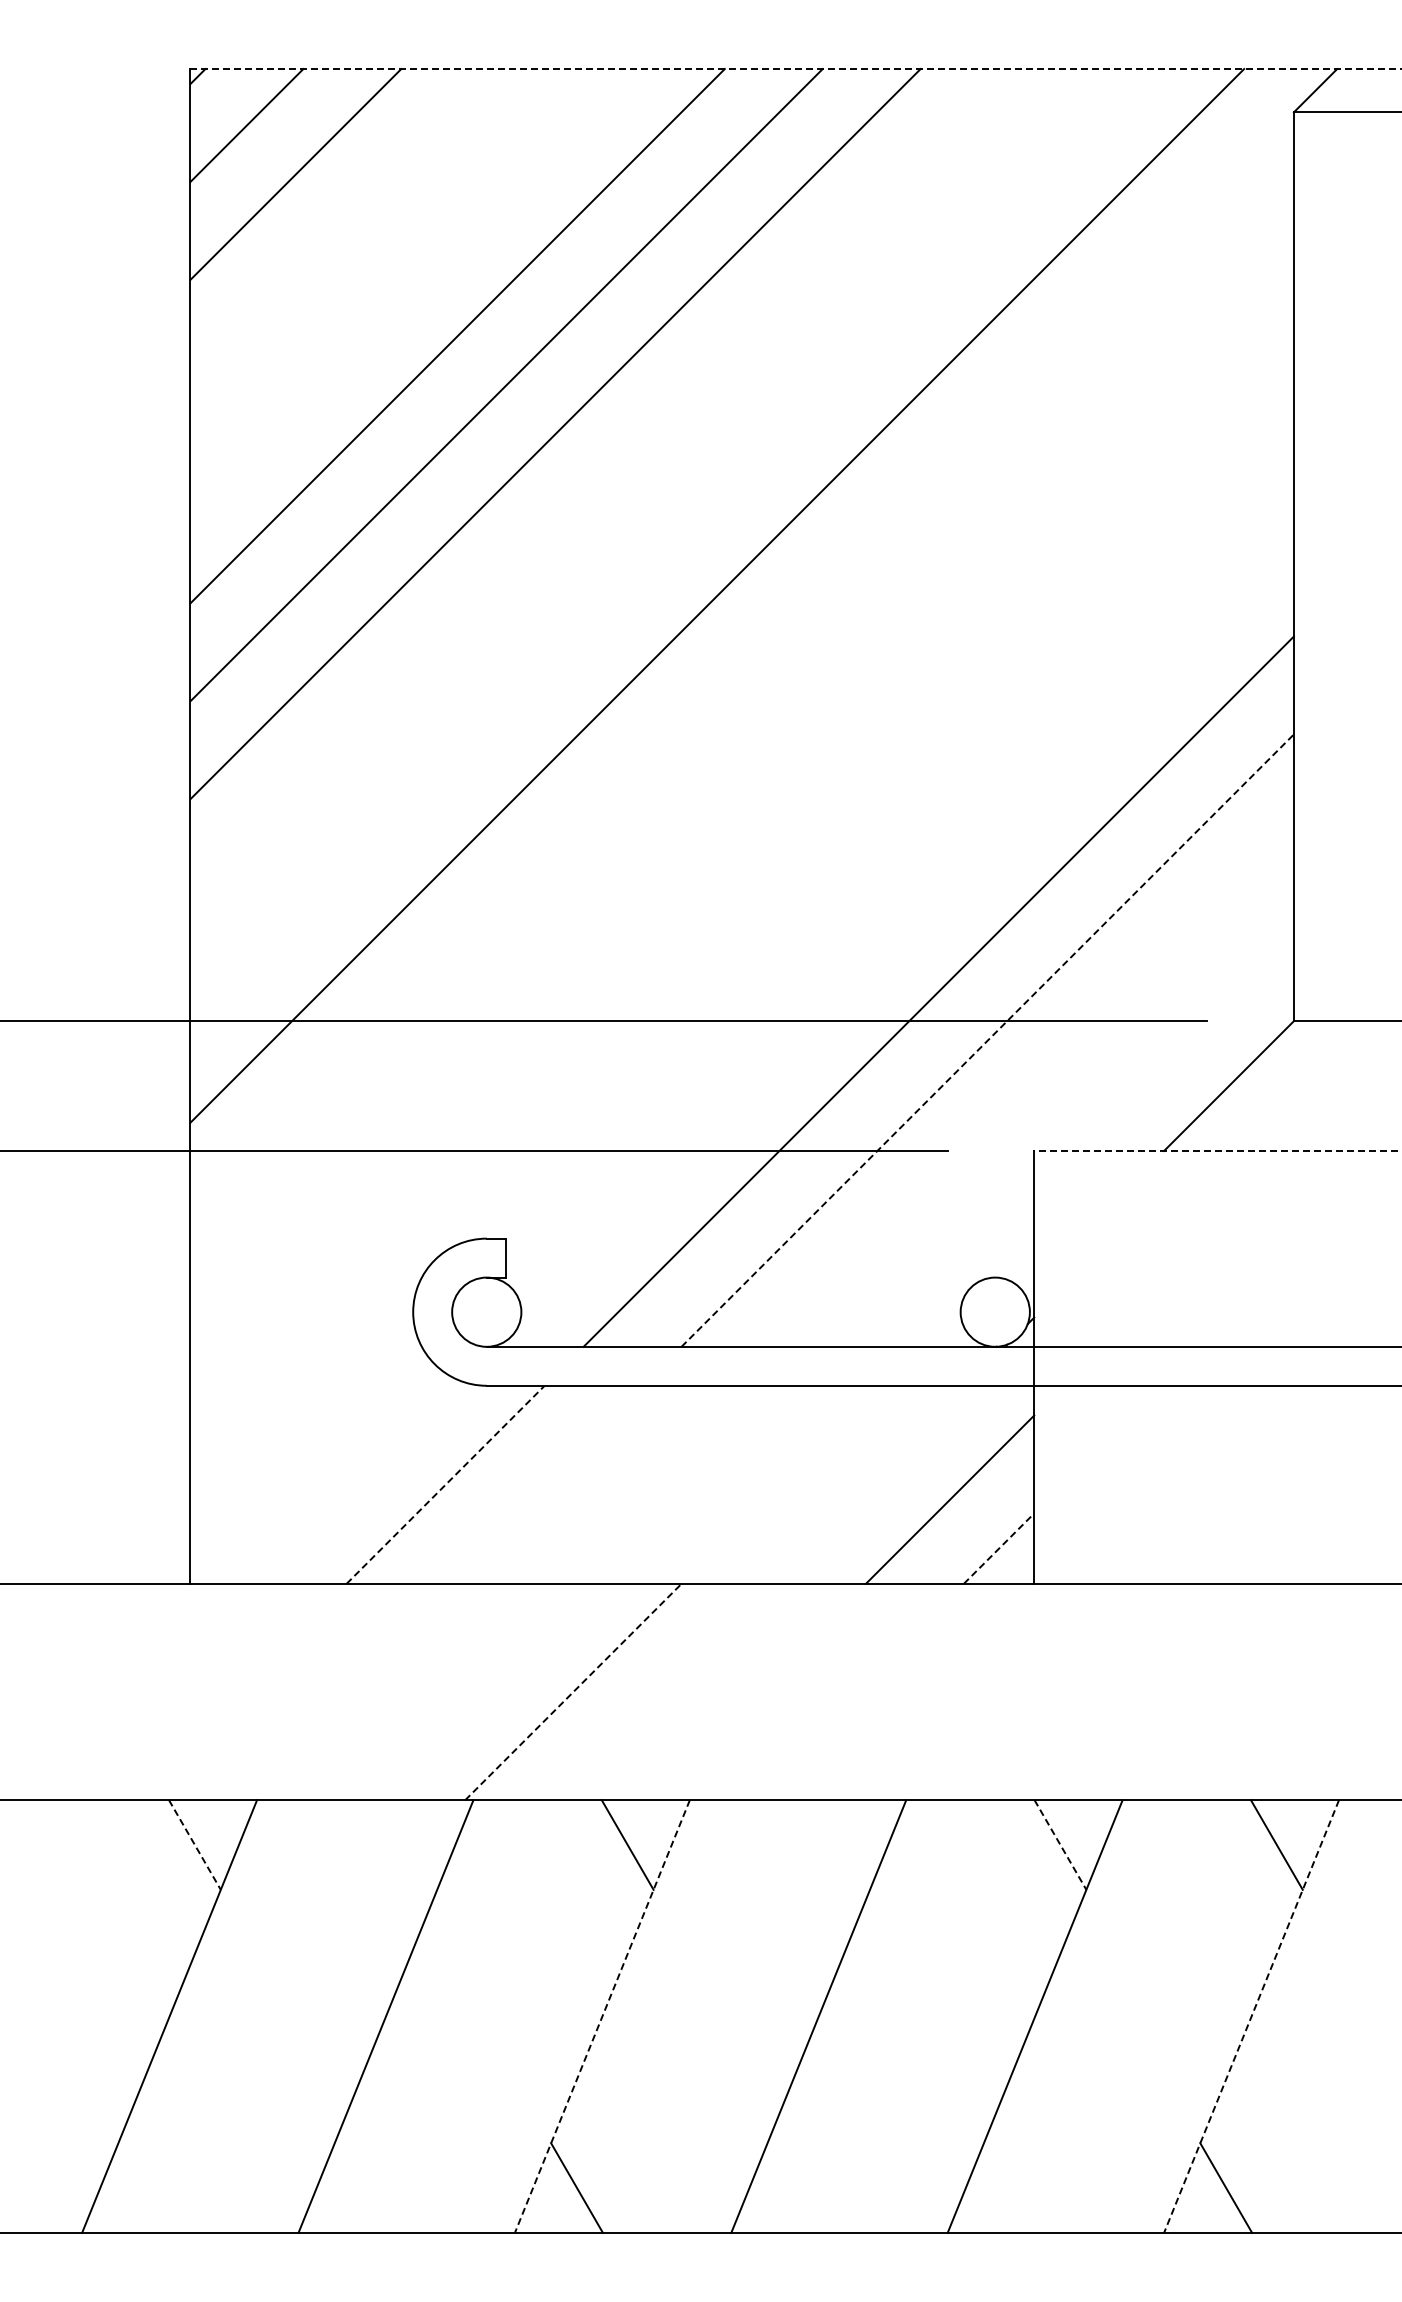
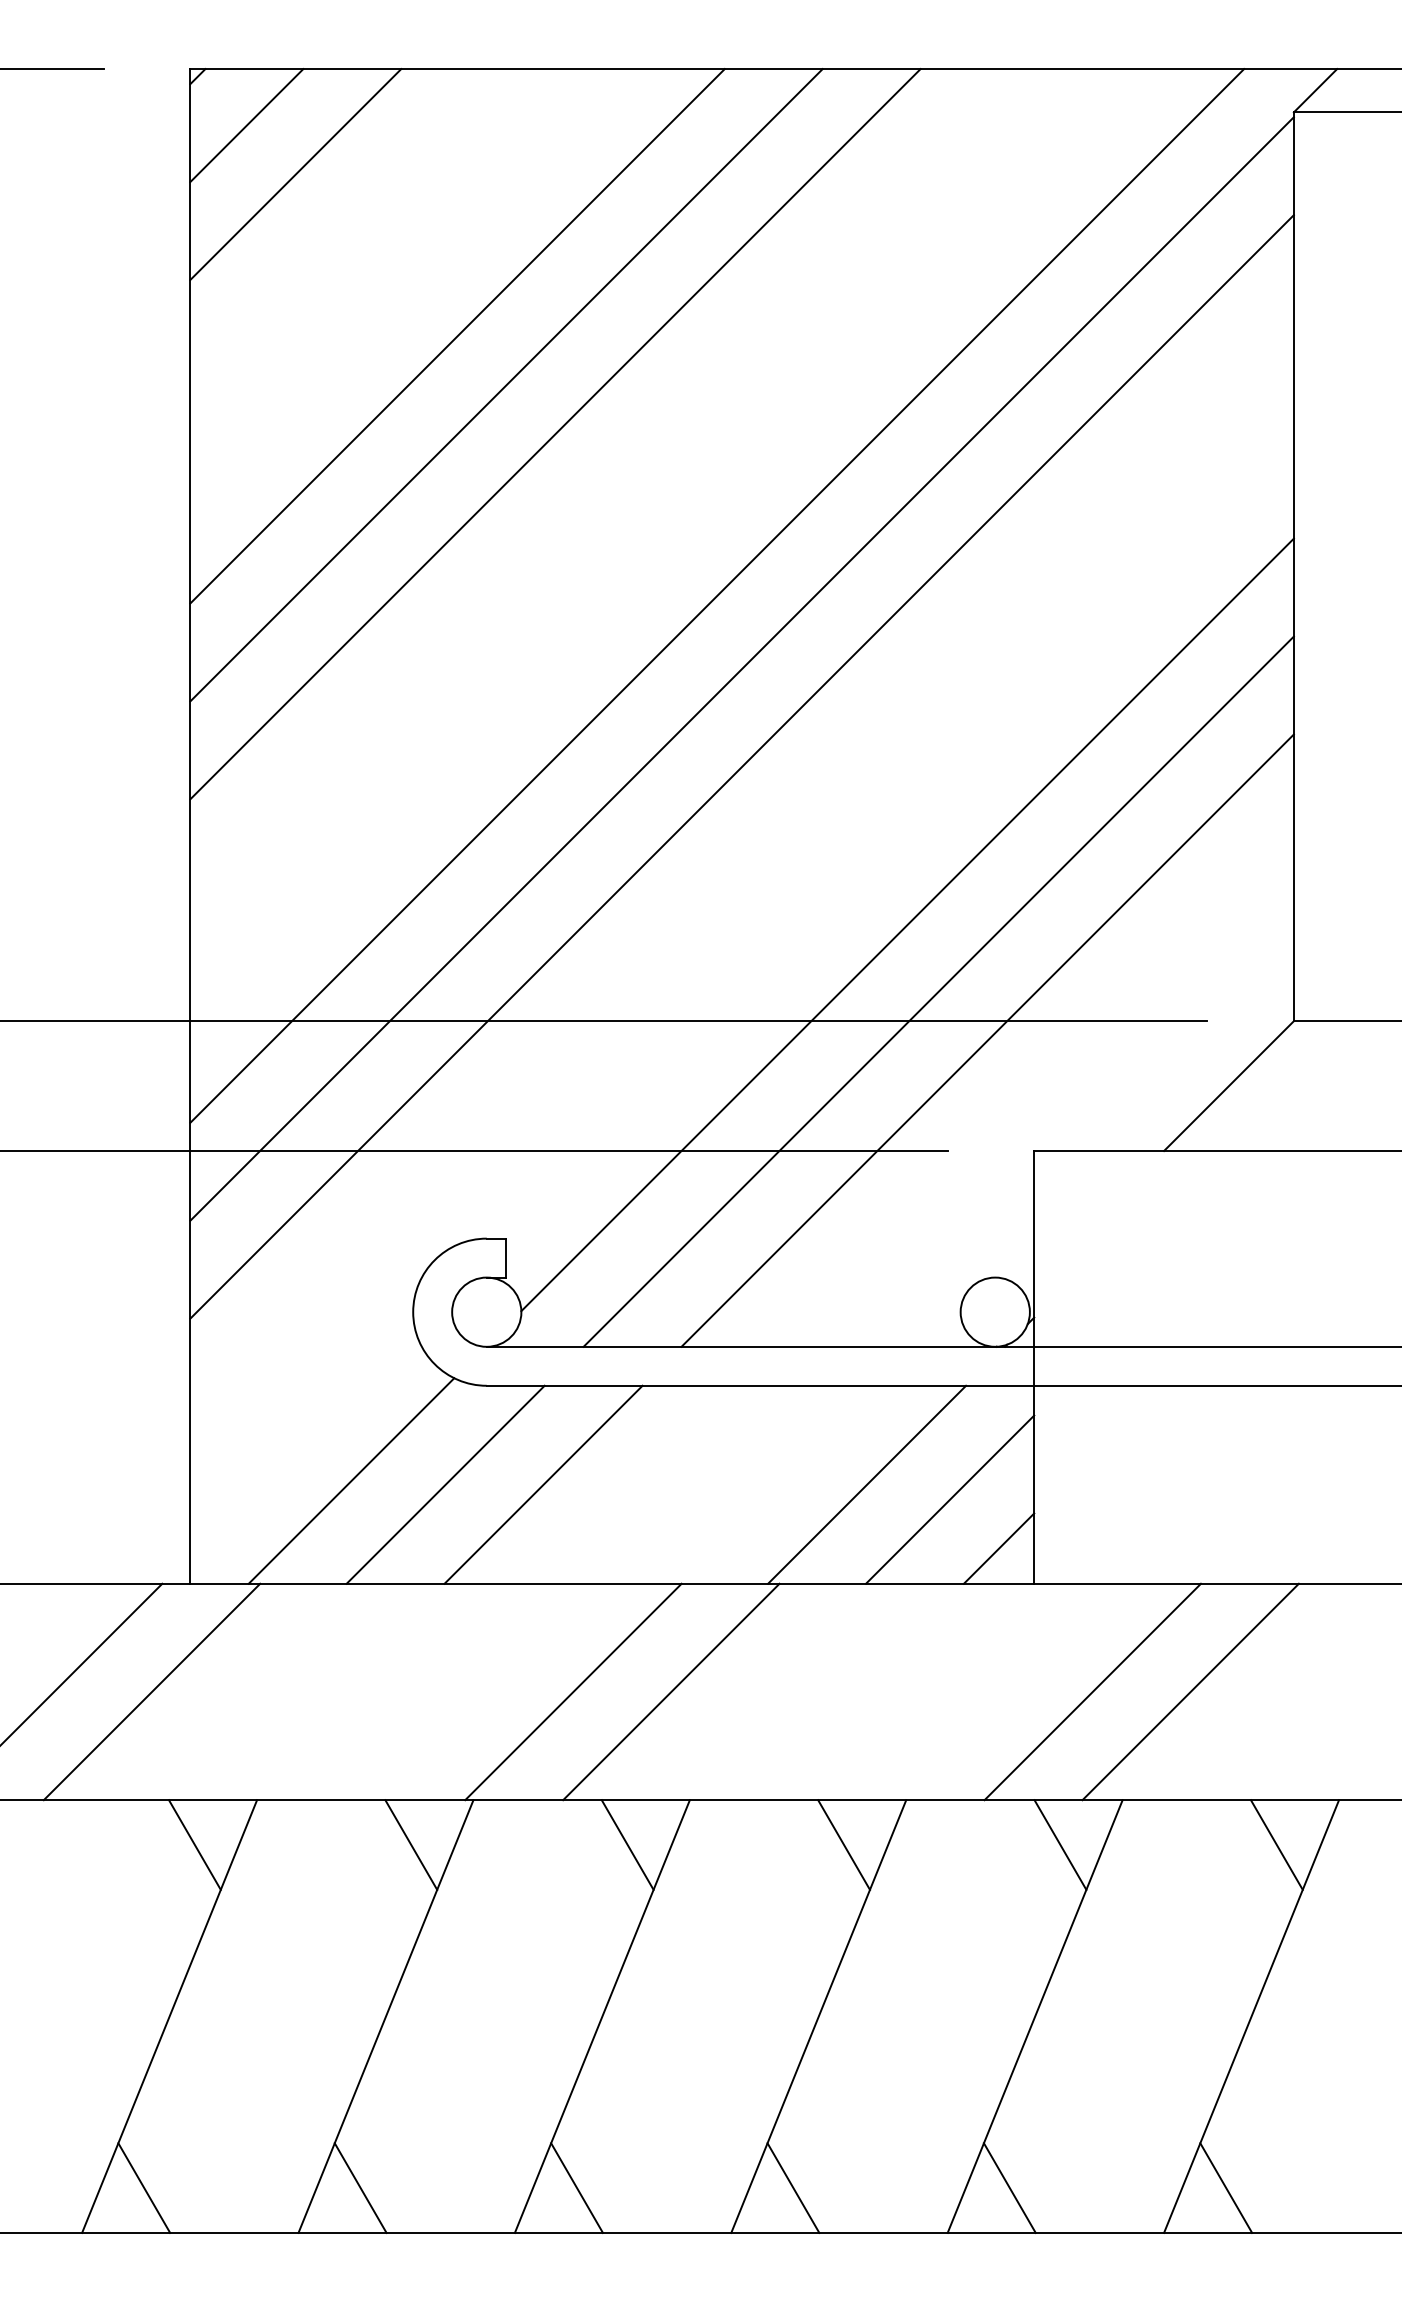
line: none -> present (52, 69)
line: dashed -> solid (796, 69)
line: none -> present (741, 668)
line: none -> present (741, 766)
line: none -> present (907, 924)
line: dashed -> solid (988, 1040)
line: dashed -> solid (1217, 1151)
line: none -> present (351, 1480)
line: dashed -> solid (446, 1484)
line: none -> present (543, 1484)
line: none -> present (867, 1484)
line: dashed -> solid (999, 1548)
line: none -> present (82, 1663)
line: none -> present (151, 1691)
line: dashed -> solid (573, 1691)
line: none -> present (671, 1691)
line: none -> present (1092, 1691)
line: none -> present (1190, 1691)
line: none -> present (411, 1844)
line: none -> present (844, 1844)
line: dashed -> solid (194, 1845)
line: dashed -> solid (1060, 1845)
line: dashed -> solid (602, 2017)
line: dashed -> solid (1251, 2017)
line: none -> present (144, 2187)
line: none -> present (360, 2187)
line: none -> present (793, 2187)
line: none -> present (1009, 2187)
